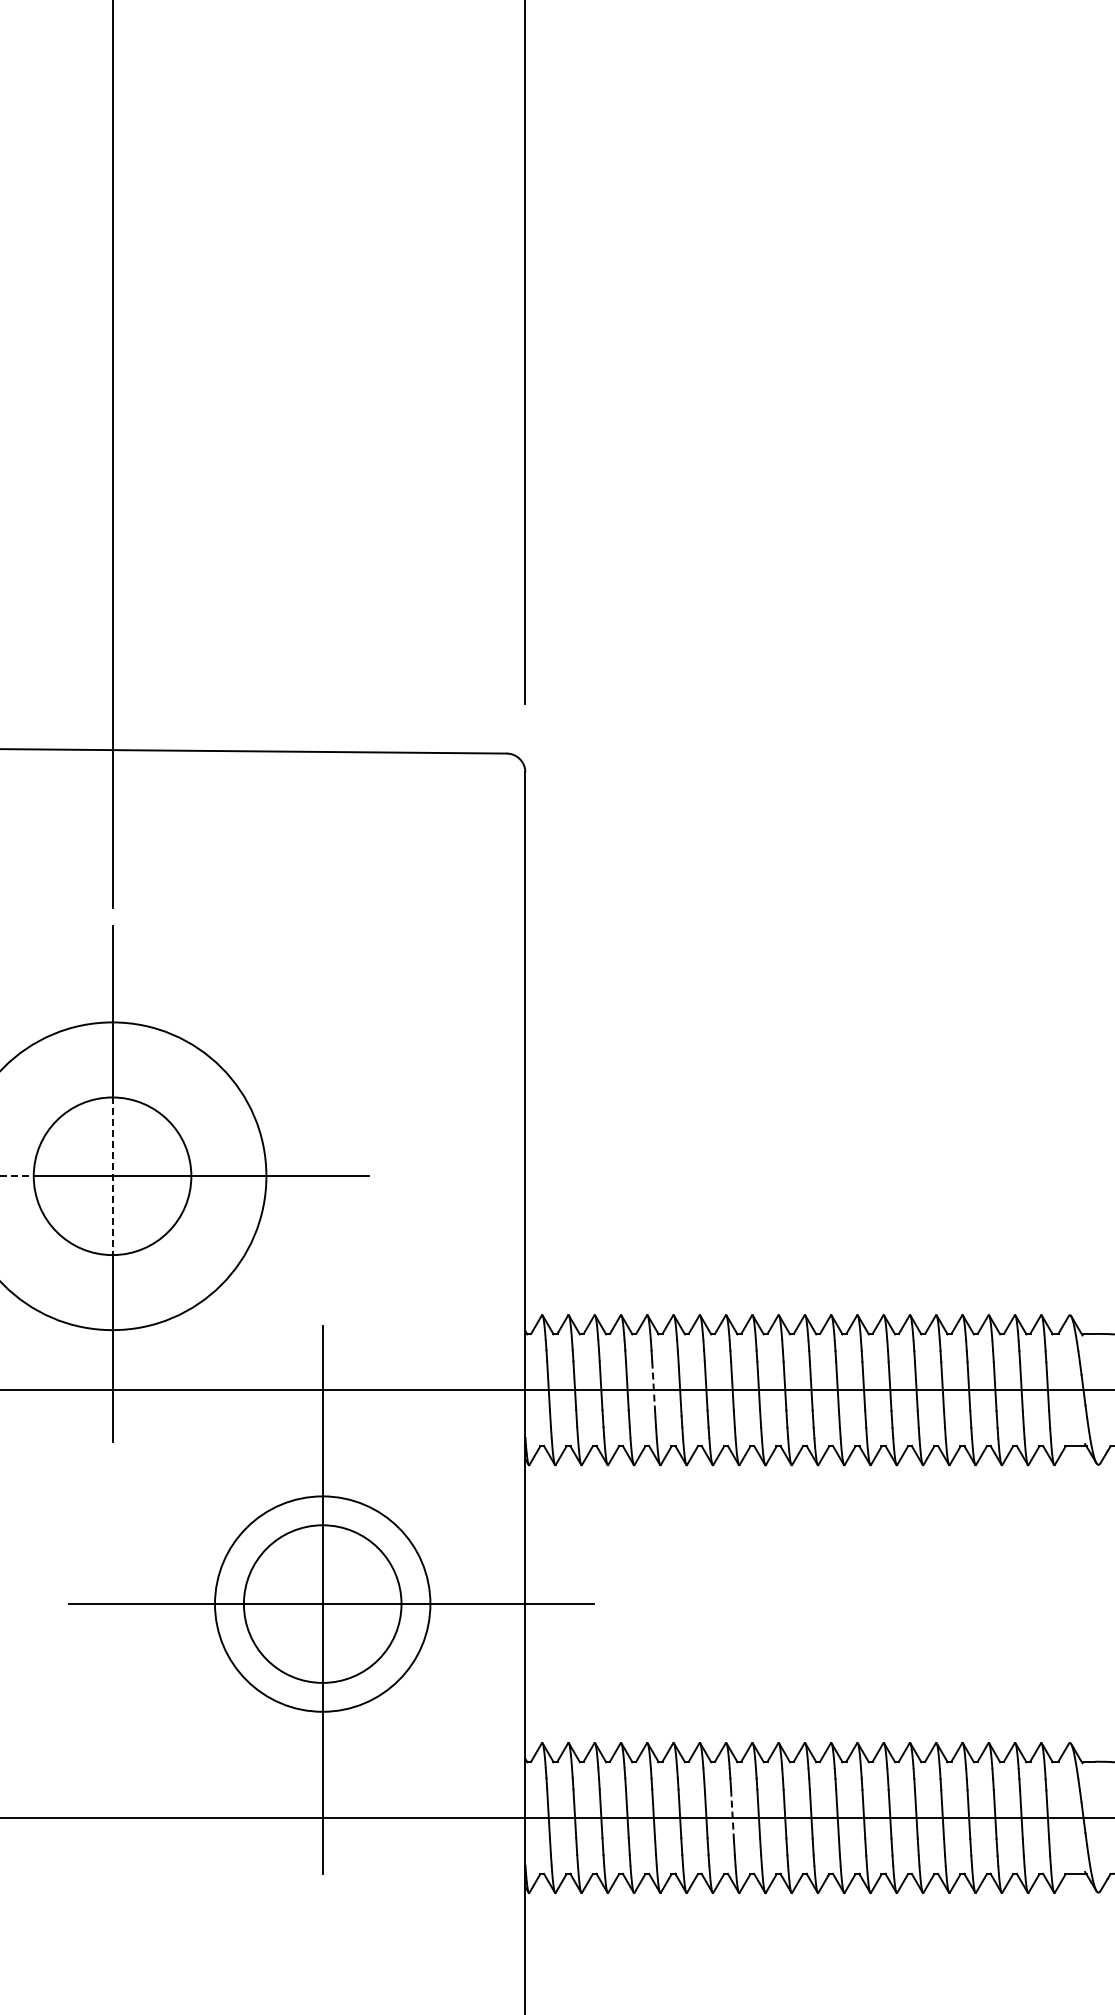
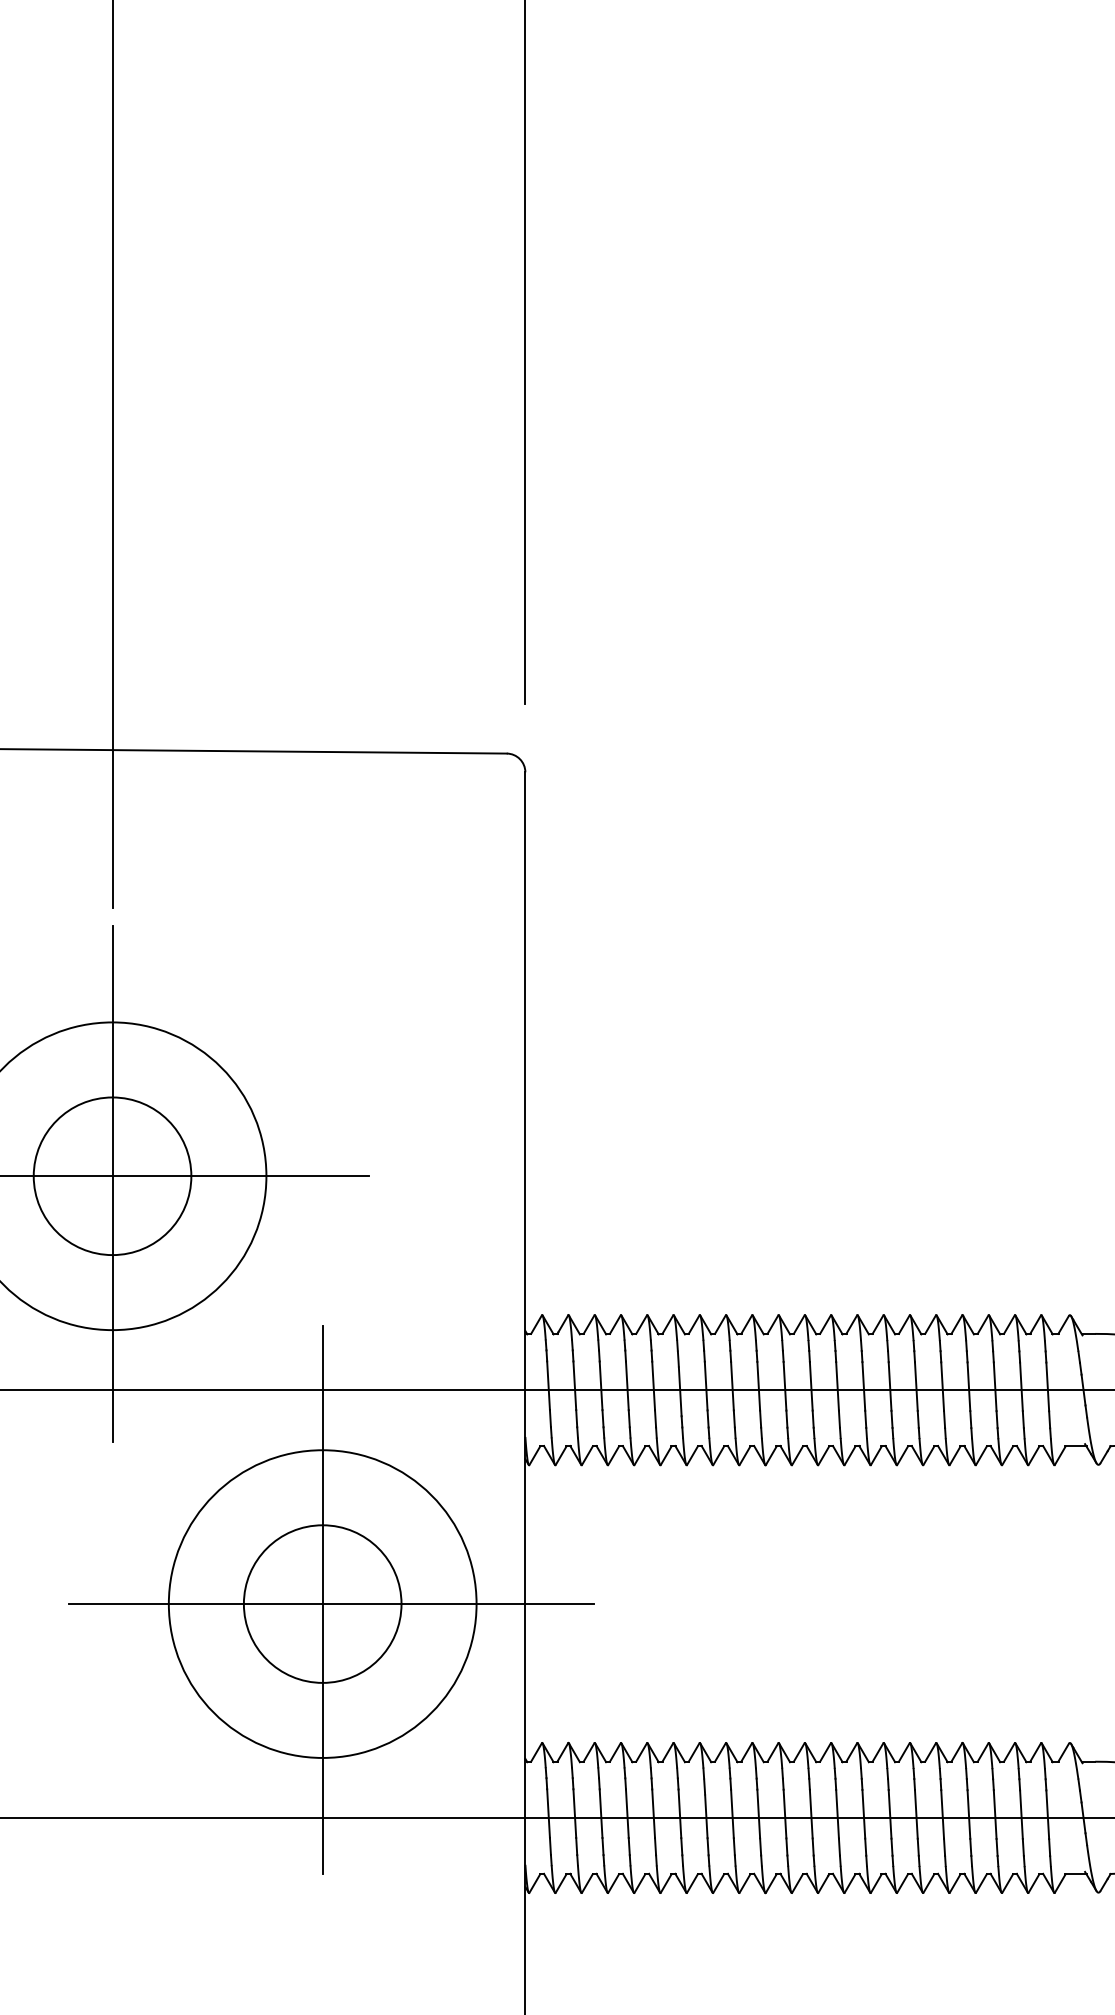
line: dashed -> solid (17, 1176)
line: dashed -> solid (112, 1176)
line: dashed -> solid (653, 1386)
circle diameter: 215 px -> 308 px (322, 1603)
line: dashed -> solid (732, 1814)
